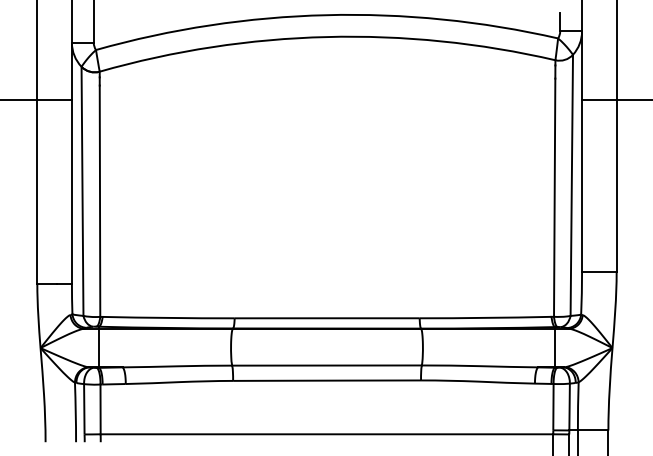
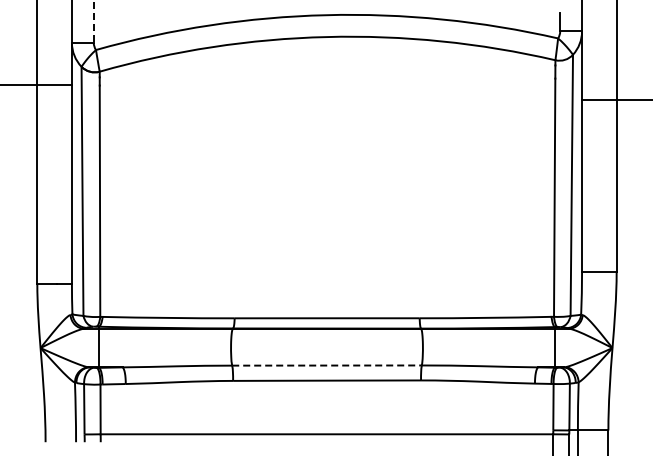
line: solid -> dashed (93, 21)
line position: (36, 100) -> (36, 85) (36, 85)
line: solid -> dashed (327, 365)
